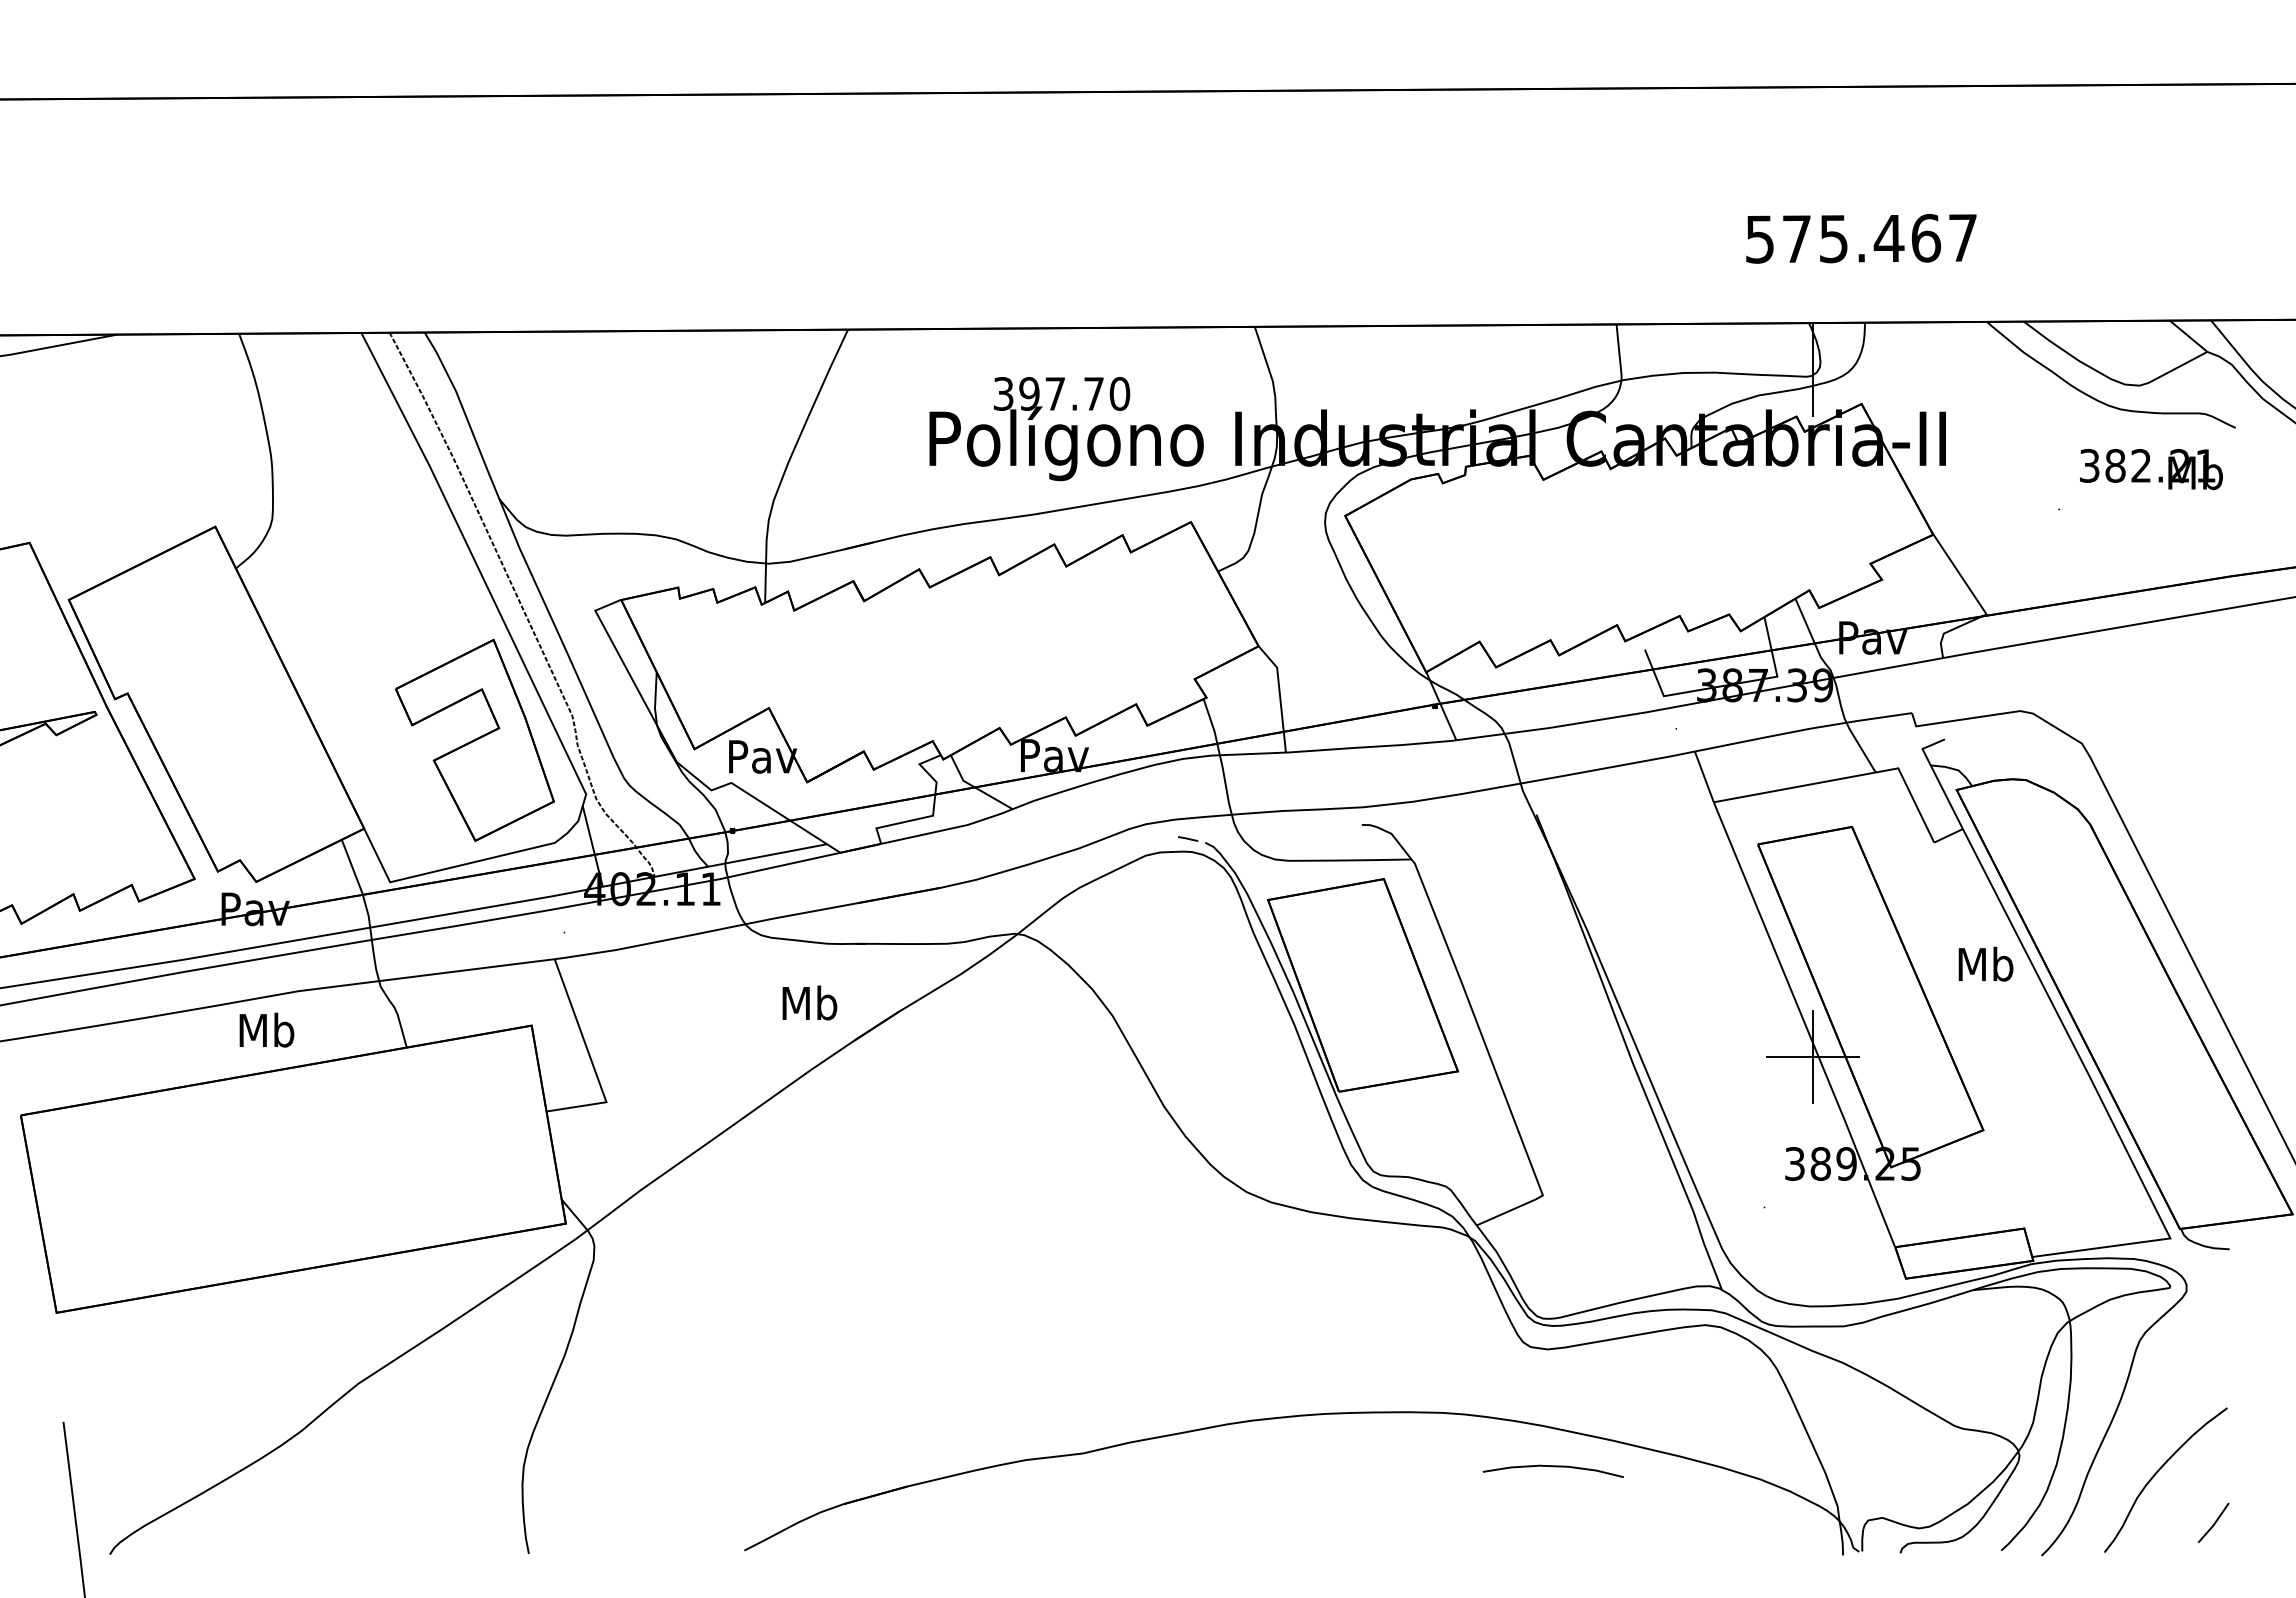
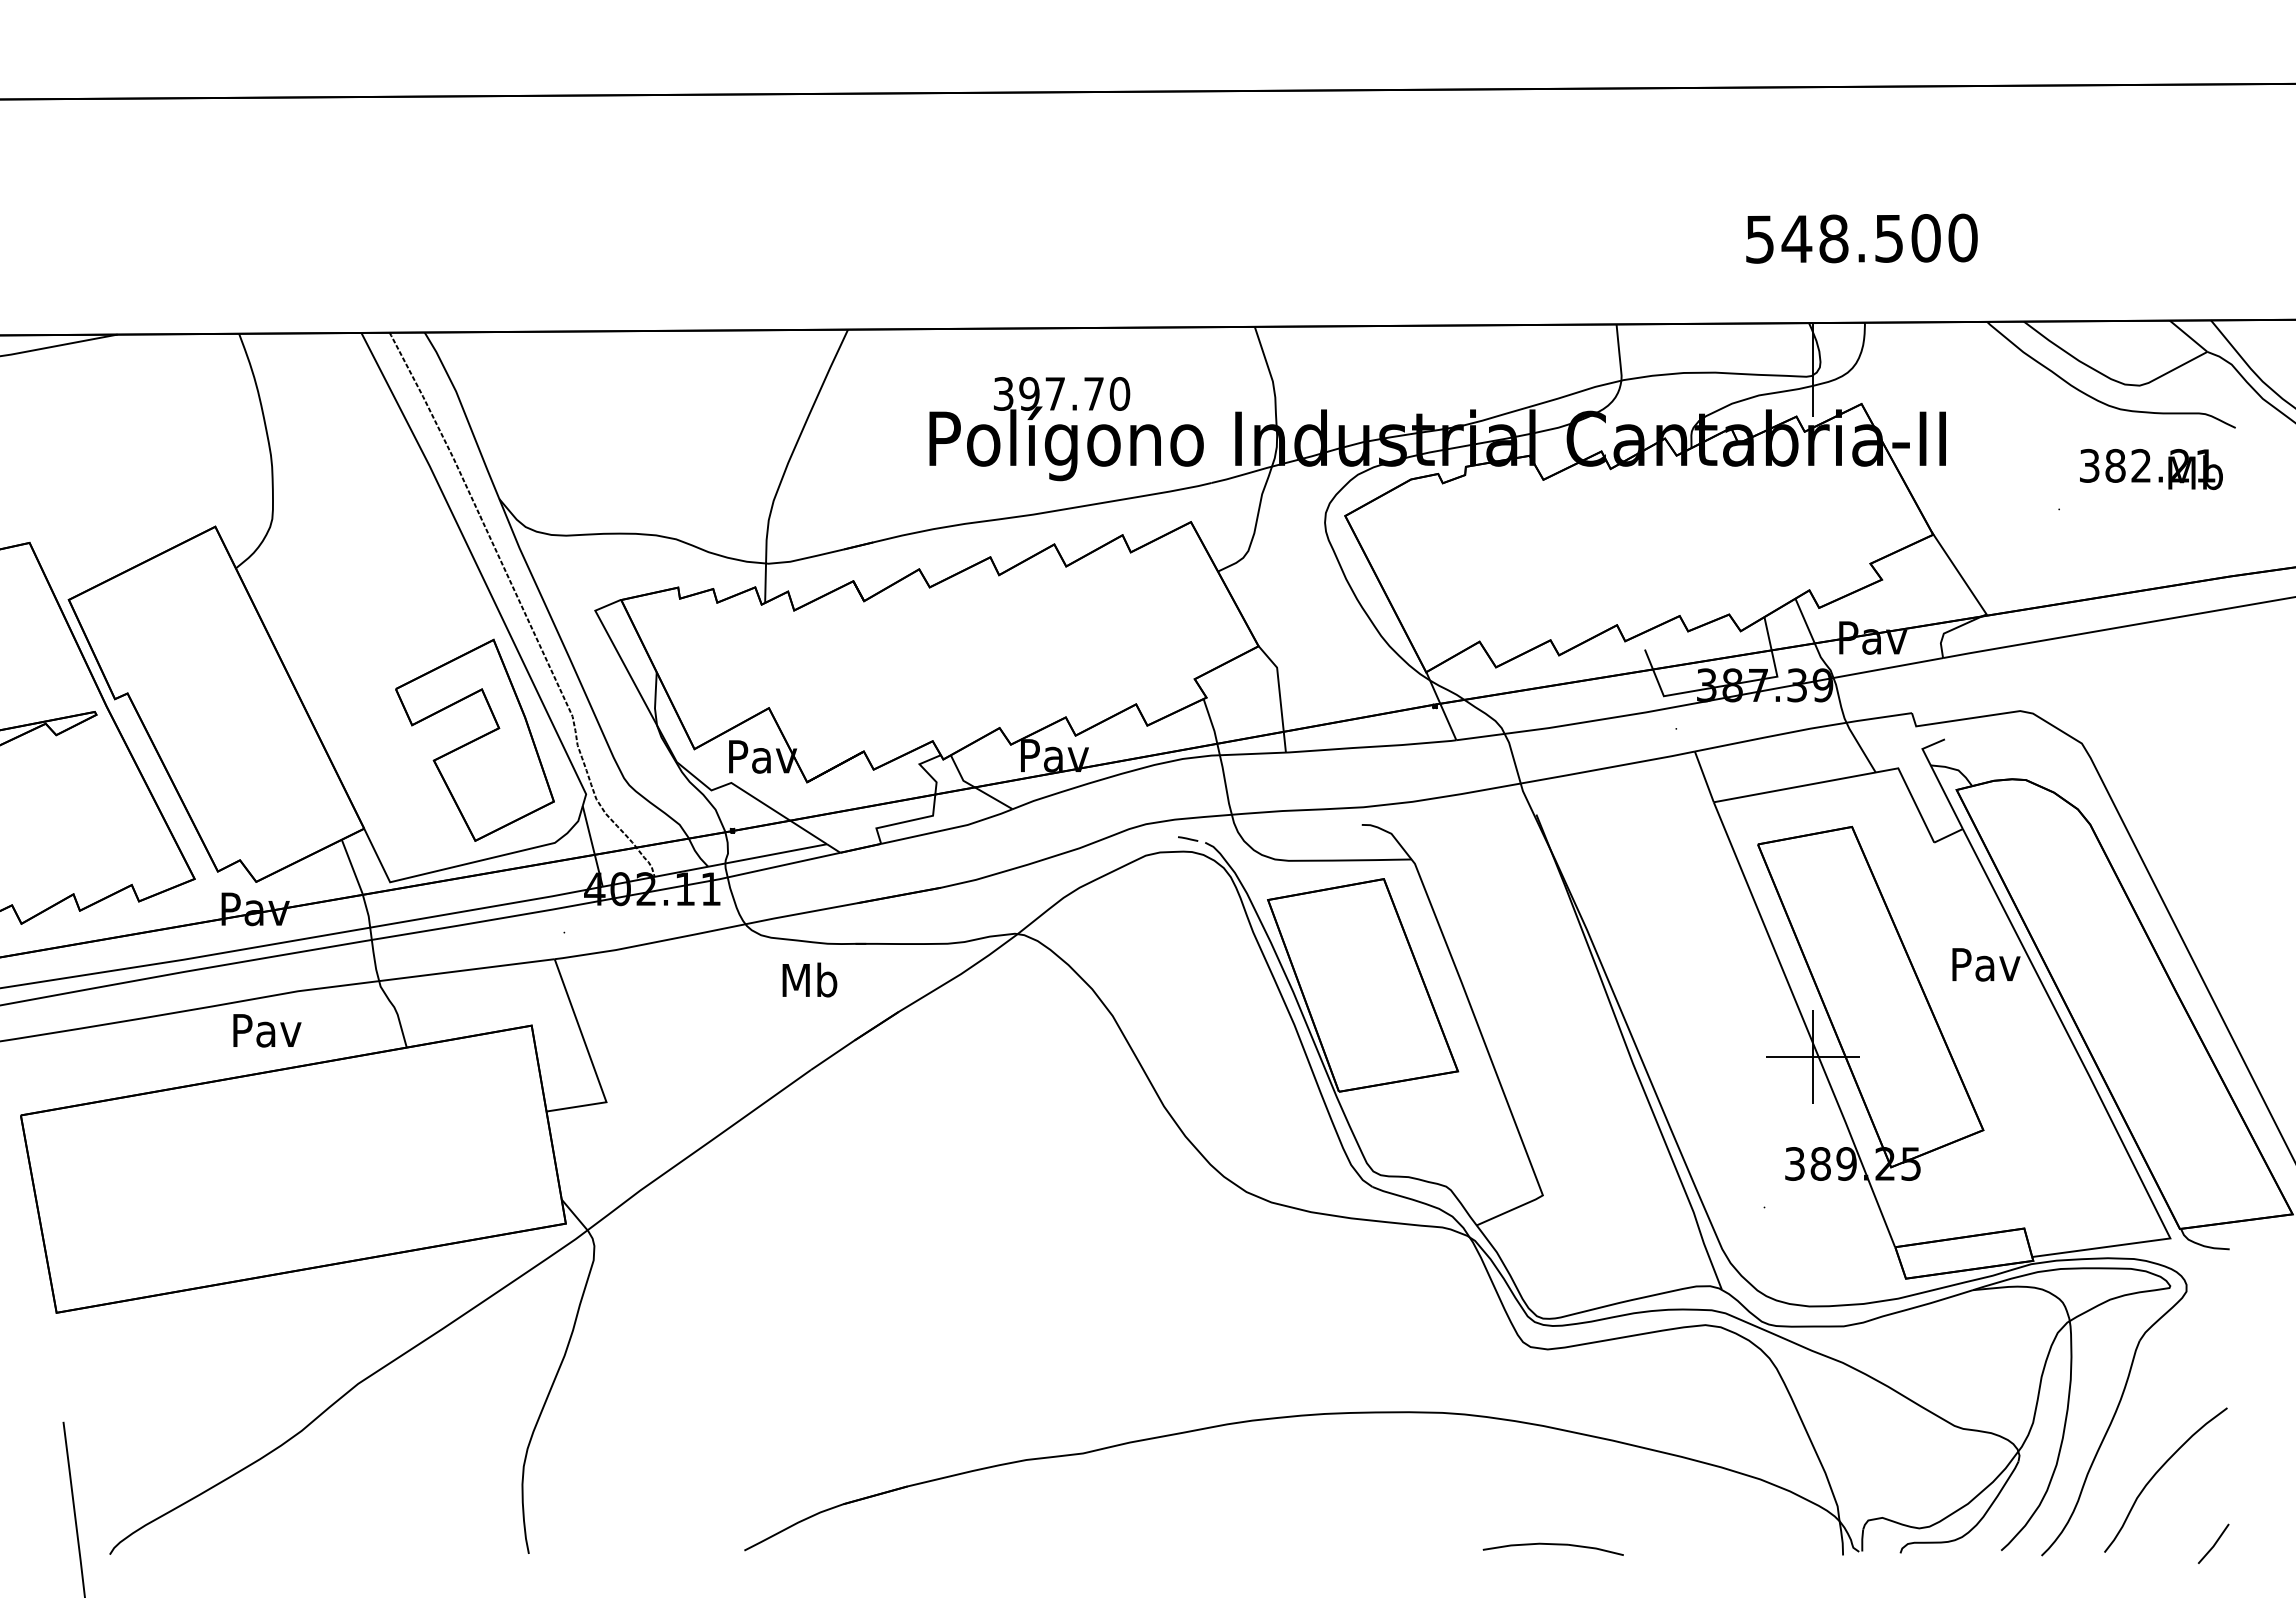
text: 575.467 -> 548.500 (1879, 238)
text: Mb -> Pav (1986, 963)
text position: (809, 1002) -> (809, 979) (809, 979)
text: Mb -> Pav (267, 1029)
part position: (1552, 1470) -> (1552, 1548) (1552, 1548)
line position: (2214, 1522) -> (2214, 1543) (2214, 1543)
